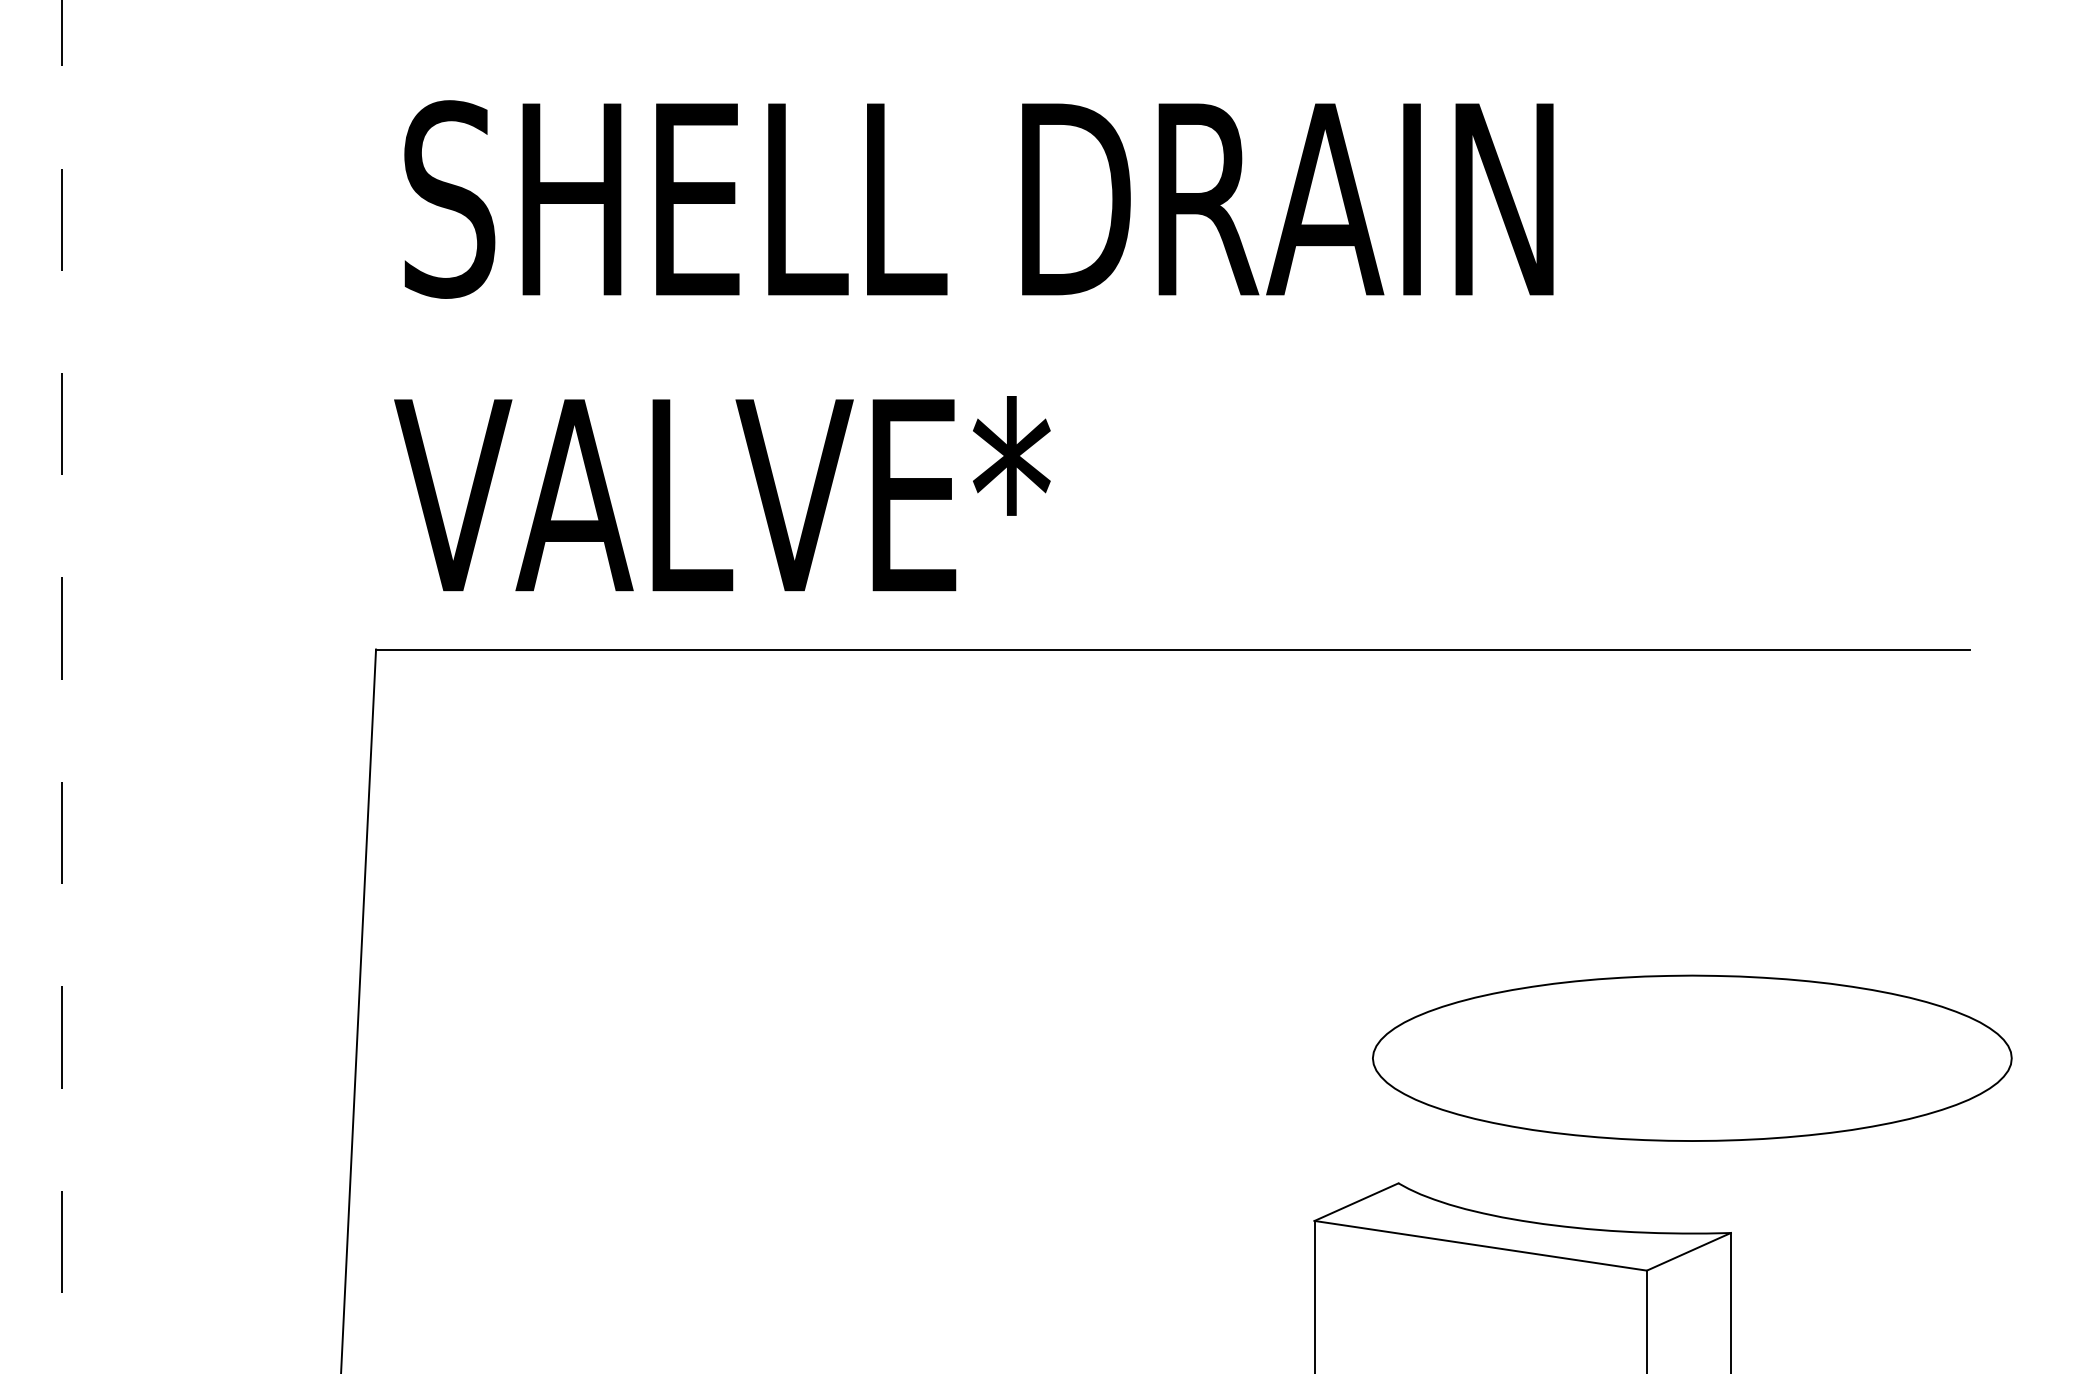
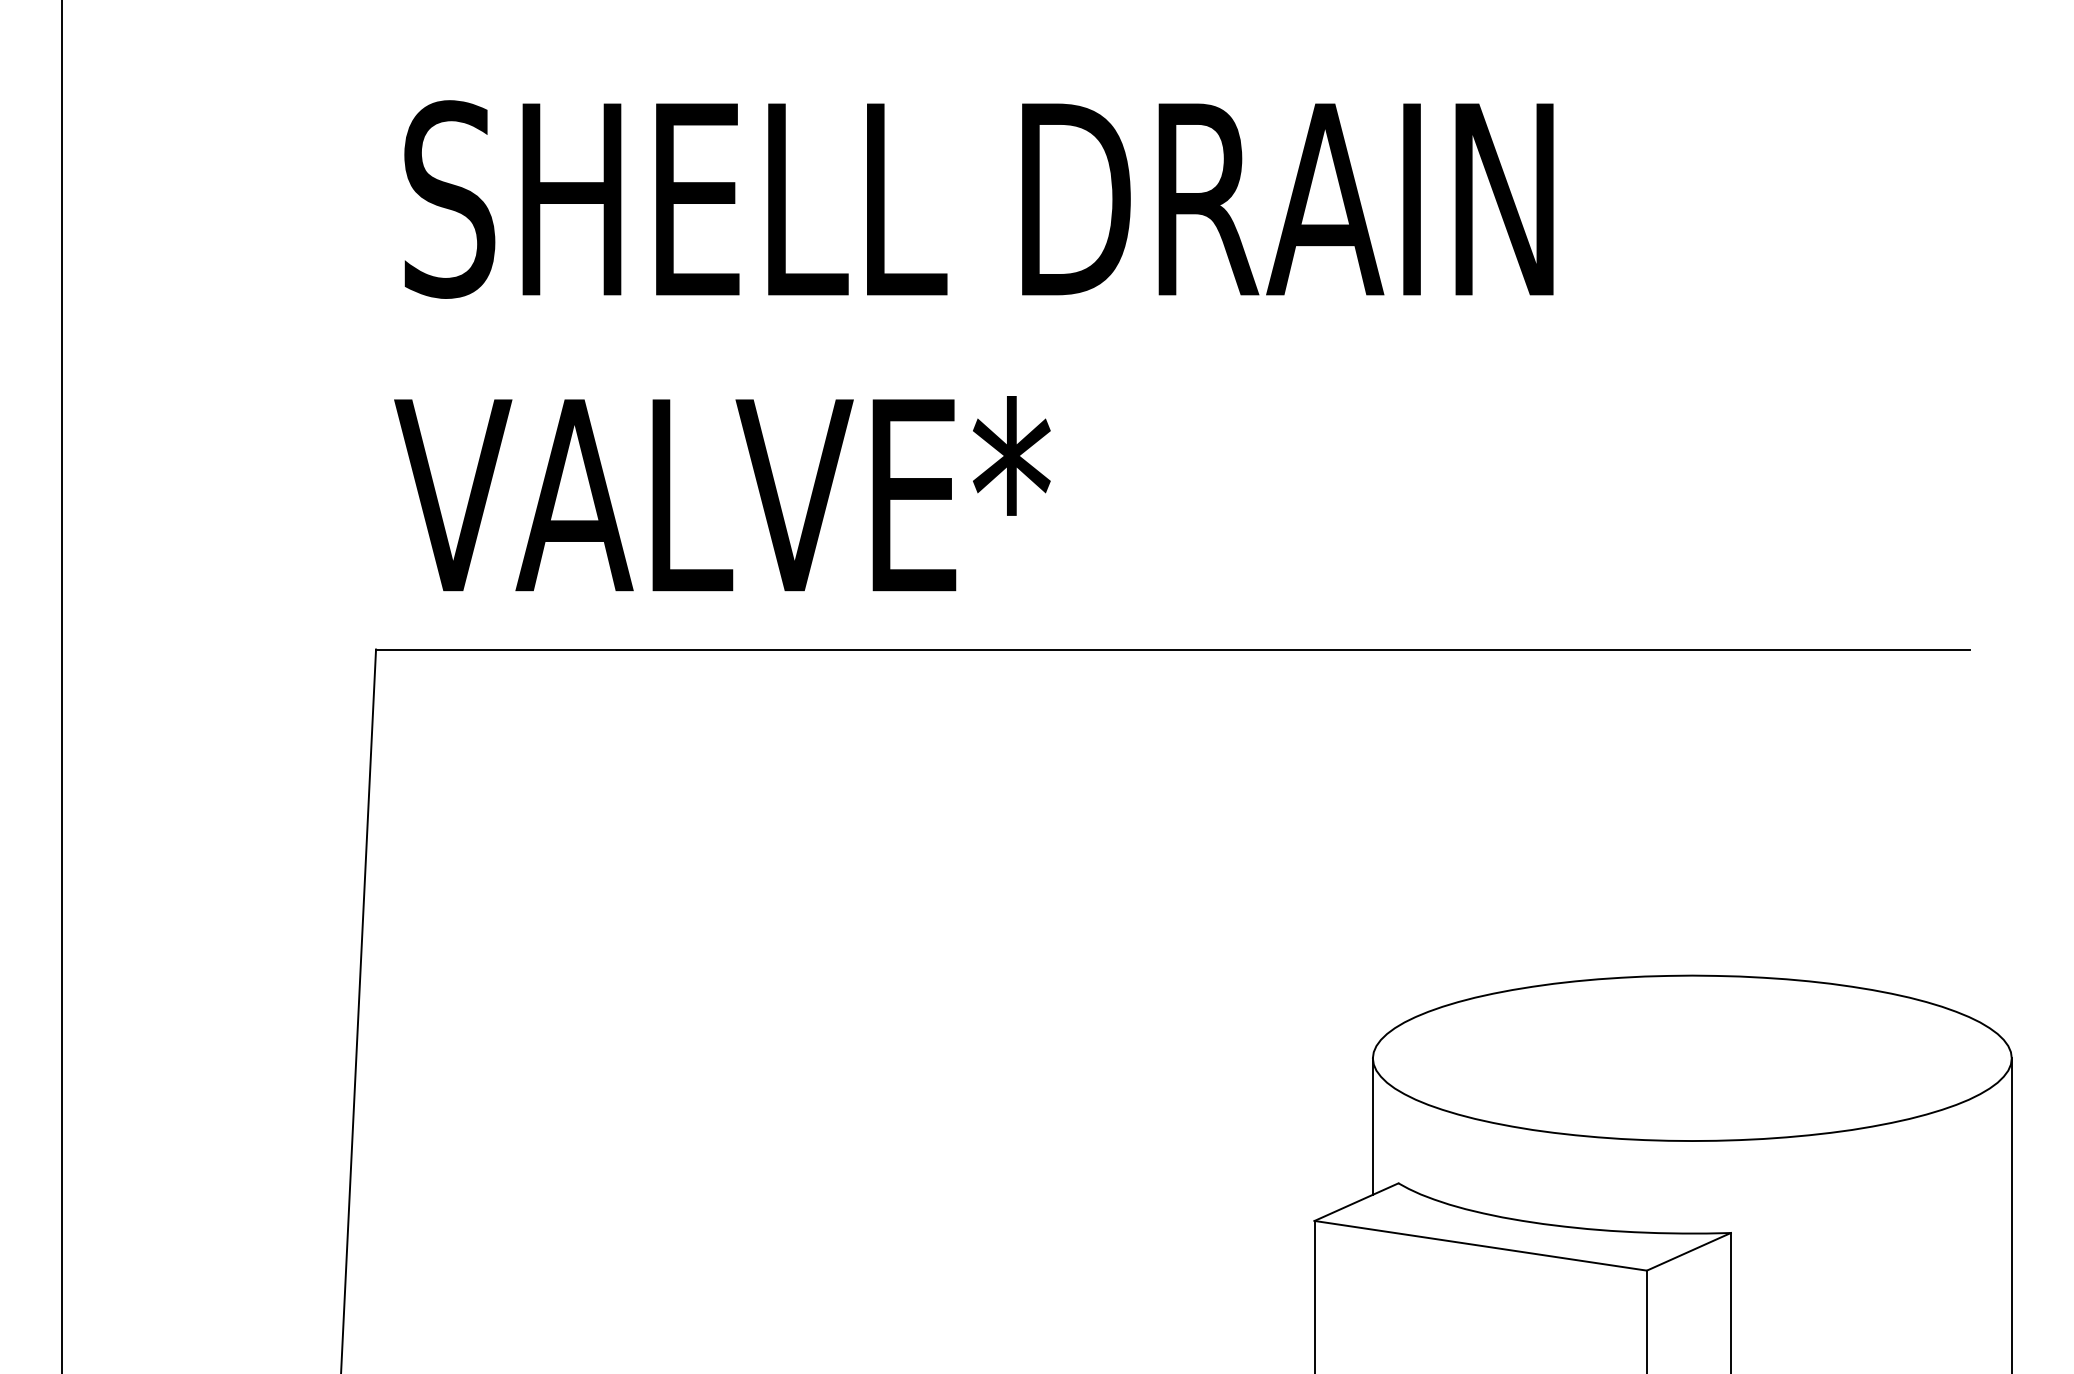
line: dashed -> solid (62, 686)
line: none -> present (1372, 1126)
line: none -> present (2011, 1214)
